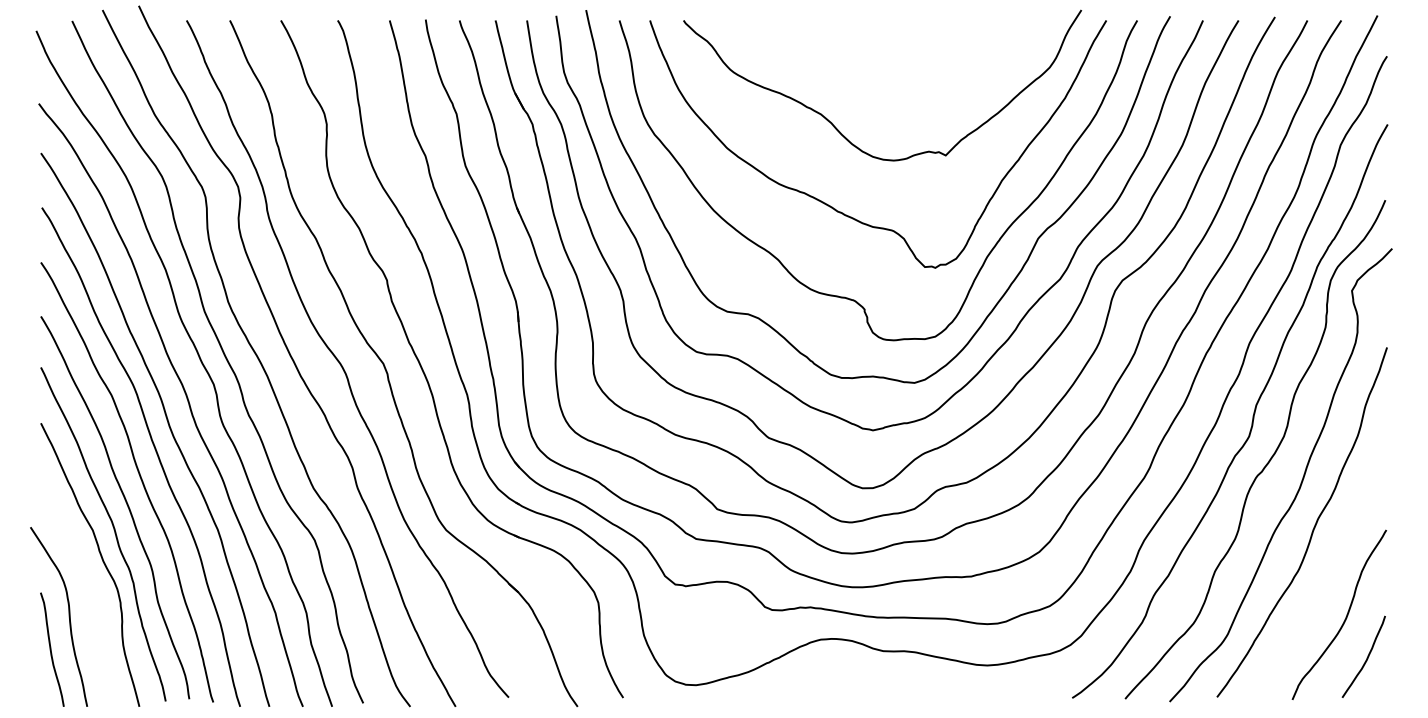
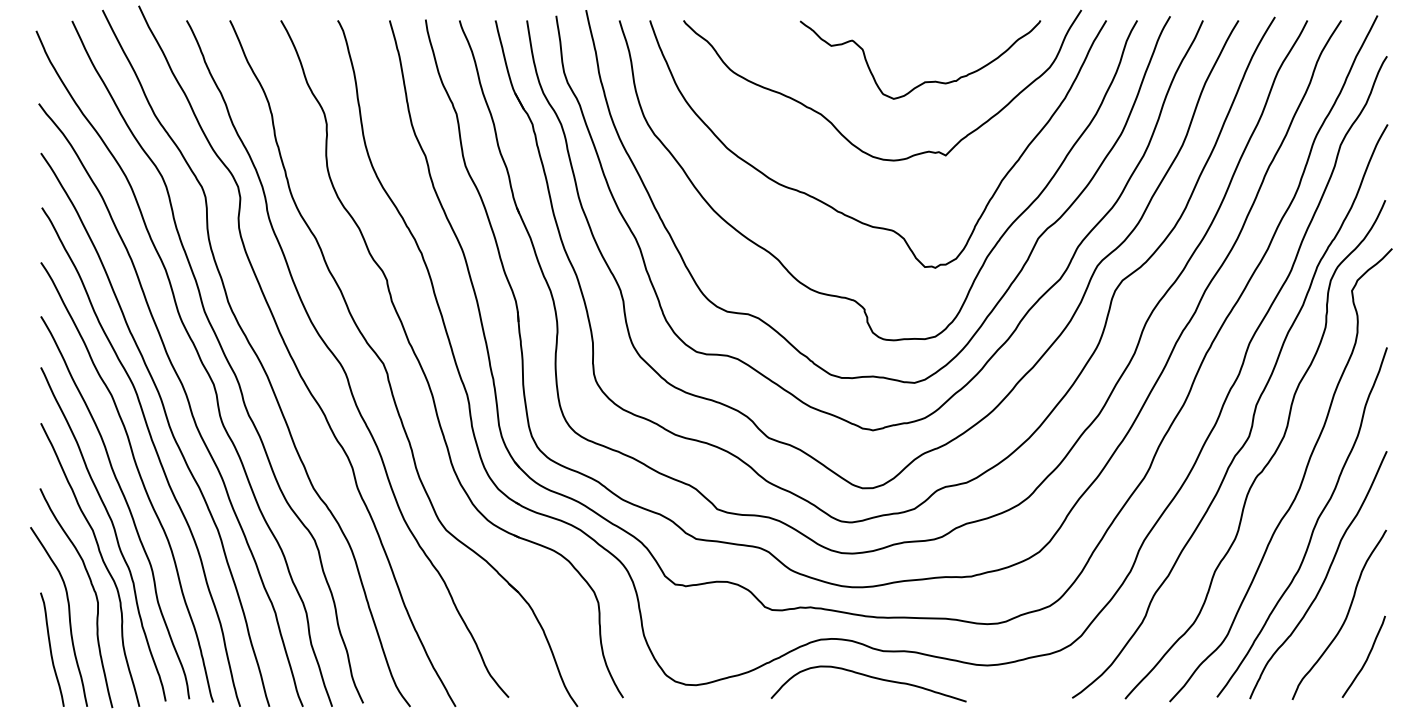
curve: none -> present (924, 81)
curve: none -> present (1324, 578)
curve: none -> present (93, 591)
curve: none -> present (868, 677)
